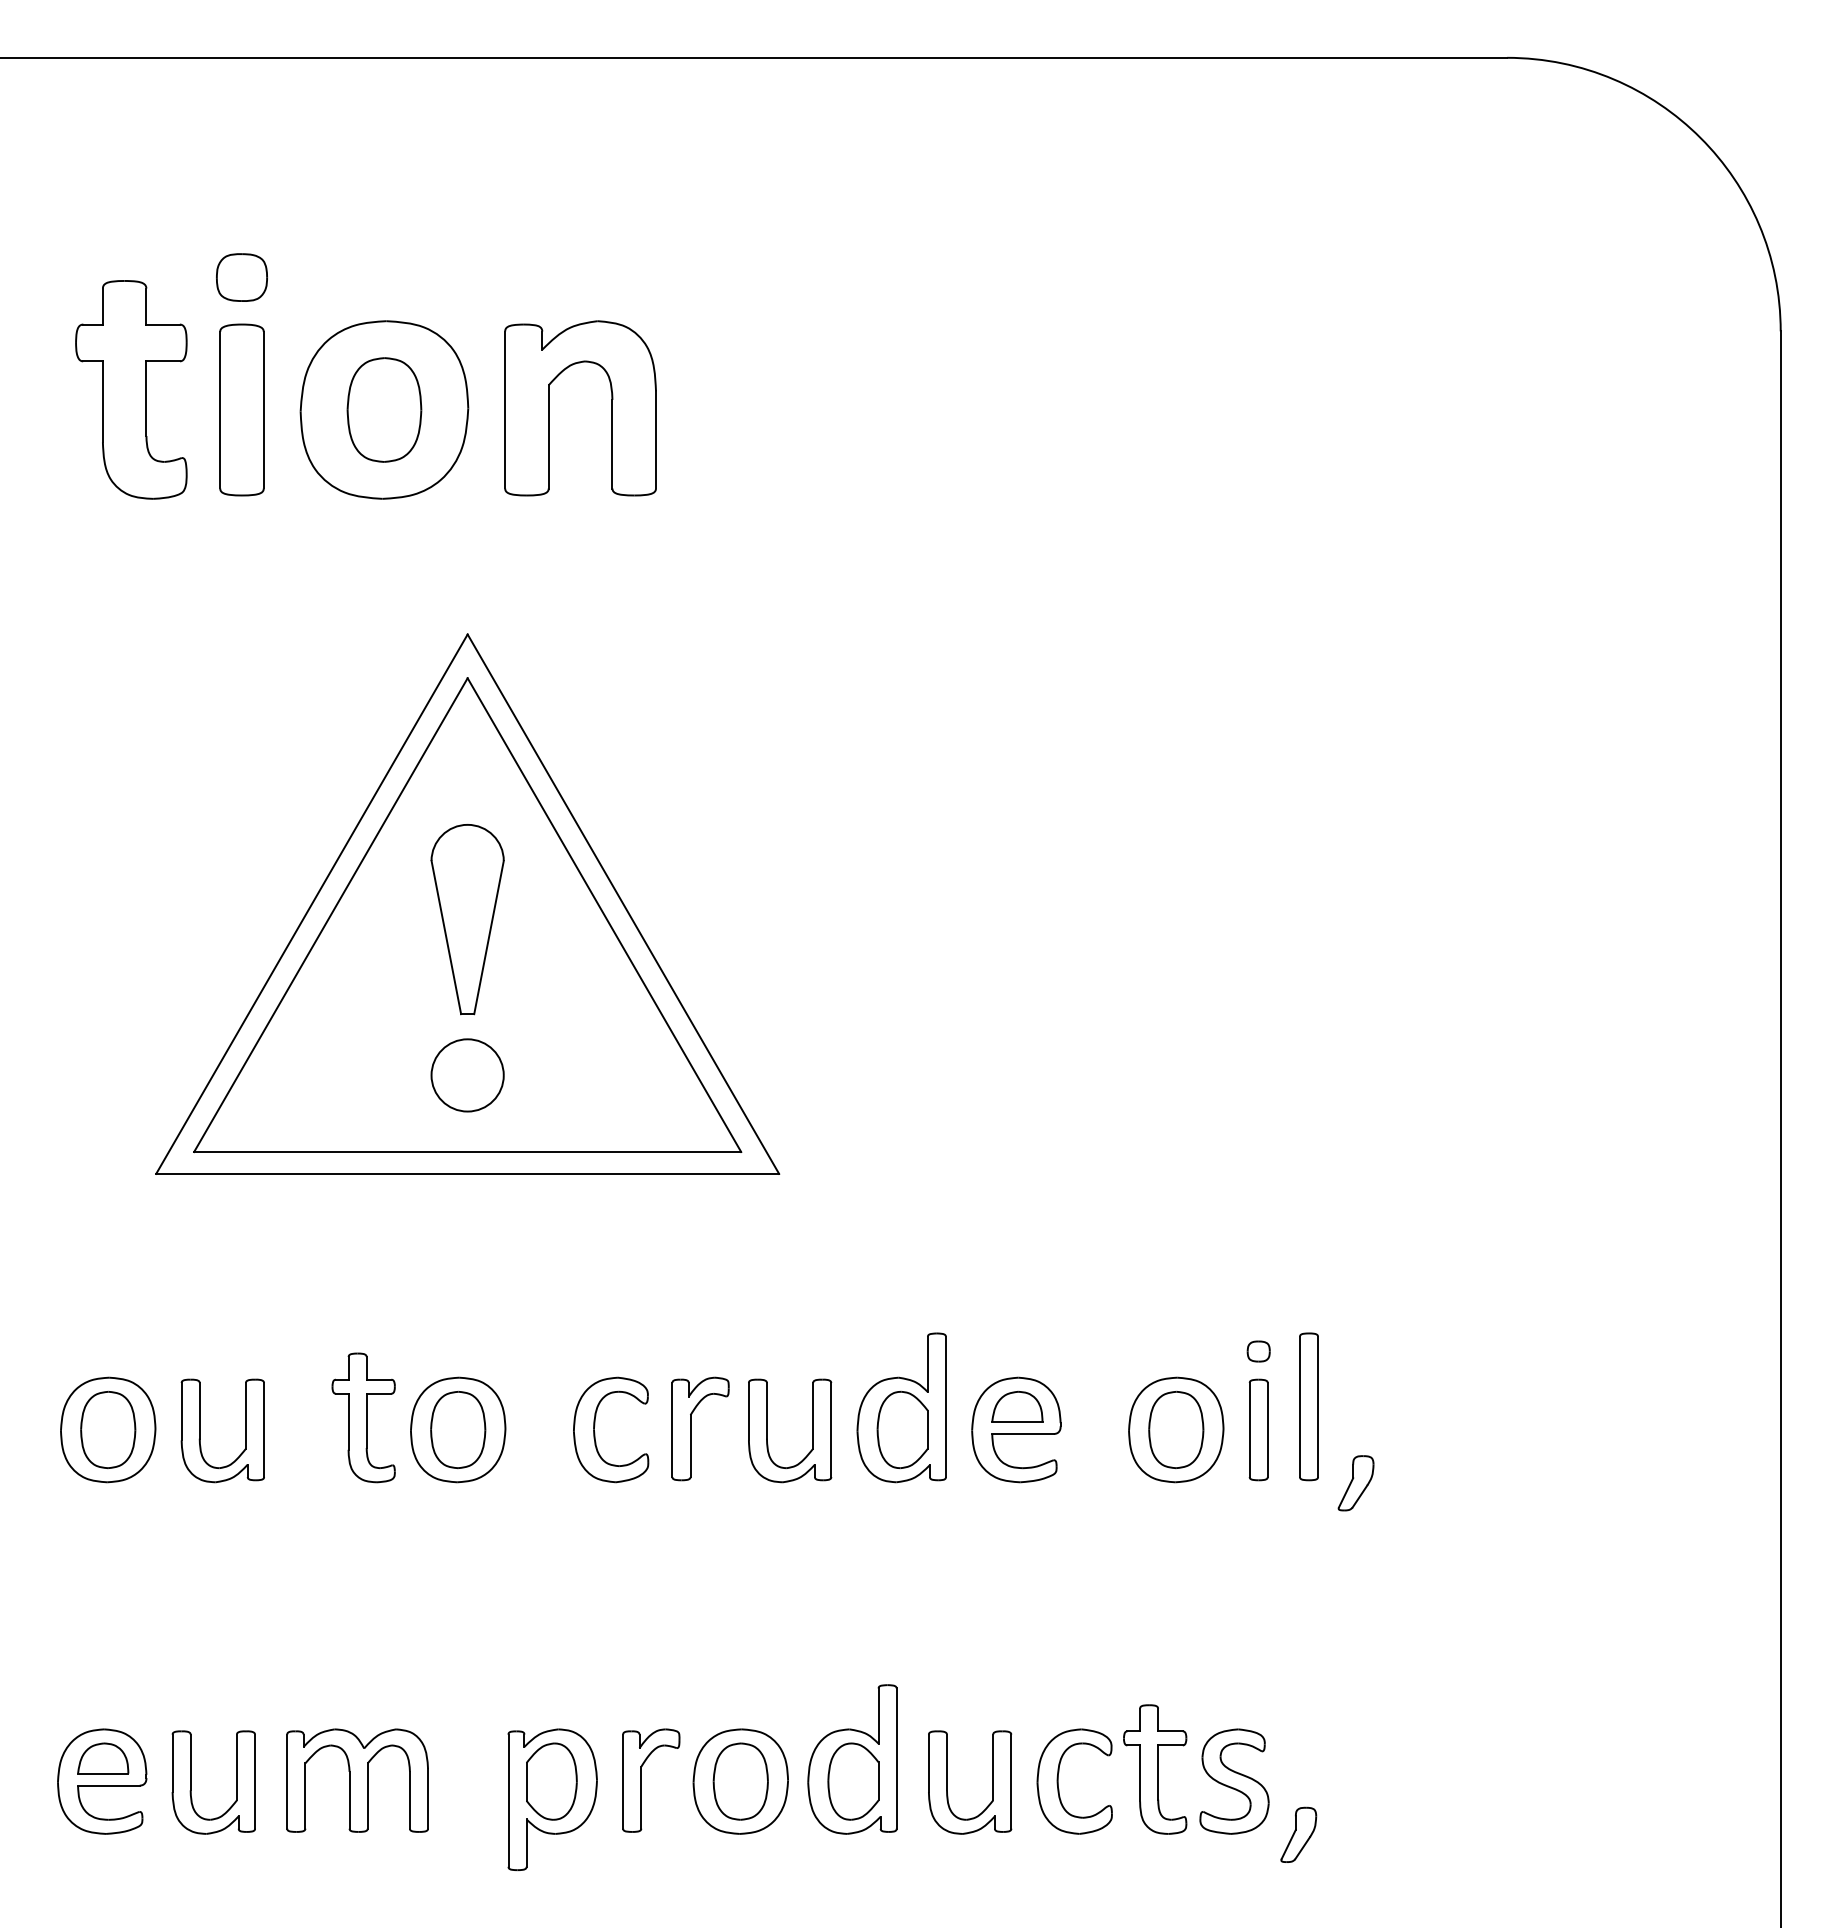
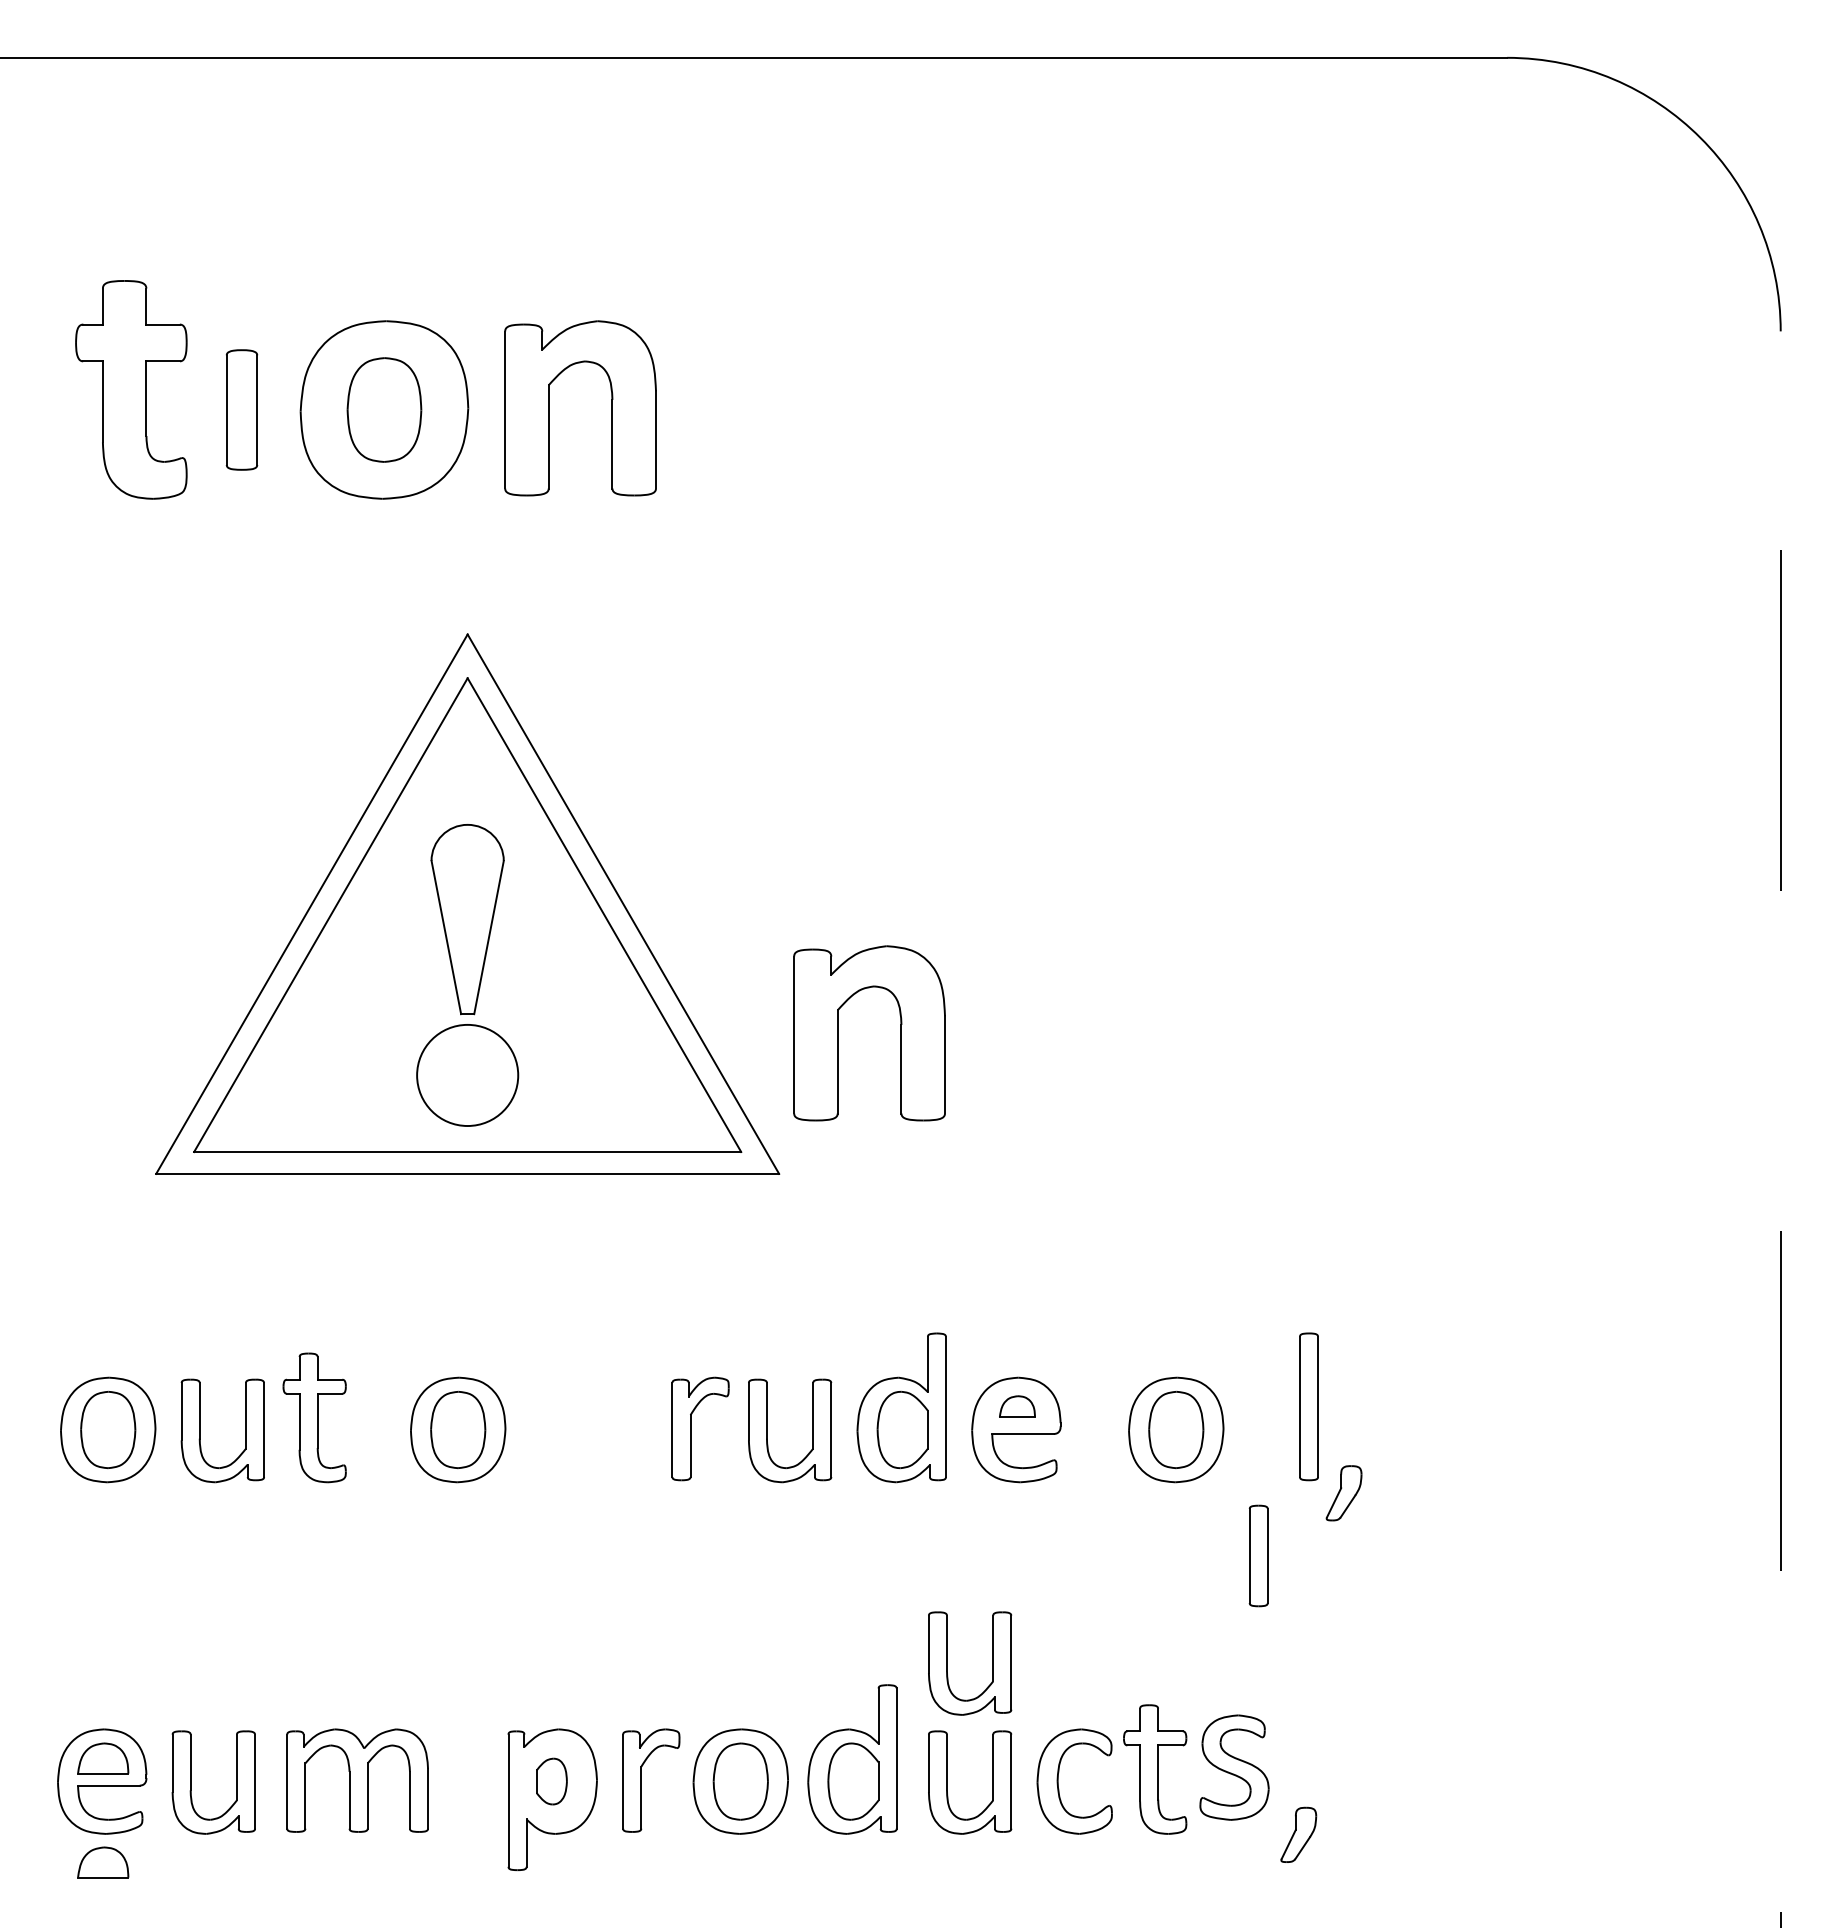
part: present -> none (241, 277)
part size: 46x174 px -> 34x122 px (241, 409)
part: none -> present (838, 1033)
circle diameter: 72 px -> 101 px (467, 1075)
line: solid -> dashed (1780, 1129)
part: present -> none (1258, 1351)
part size: 53x33 px -> 37x23 px (1017, 1406)
part position: (363, 1417) -> (314, 1417) (314, 1417)
part position: (1258, 1429) -> (1258, 1555) (1258, 1555)
part: present -> none (595, 1432)
part position: (1355, 1483) -> (1343, 1493) (1343, 1493)
part: none -> present (992, 1663)
part size: 52x79 px -> 32x49 px (551, 1781)
part position: (1234, 1781) -> (1234, 1767) (1234, 1767)
part: none -> present (103, 1862)
